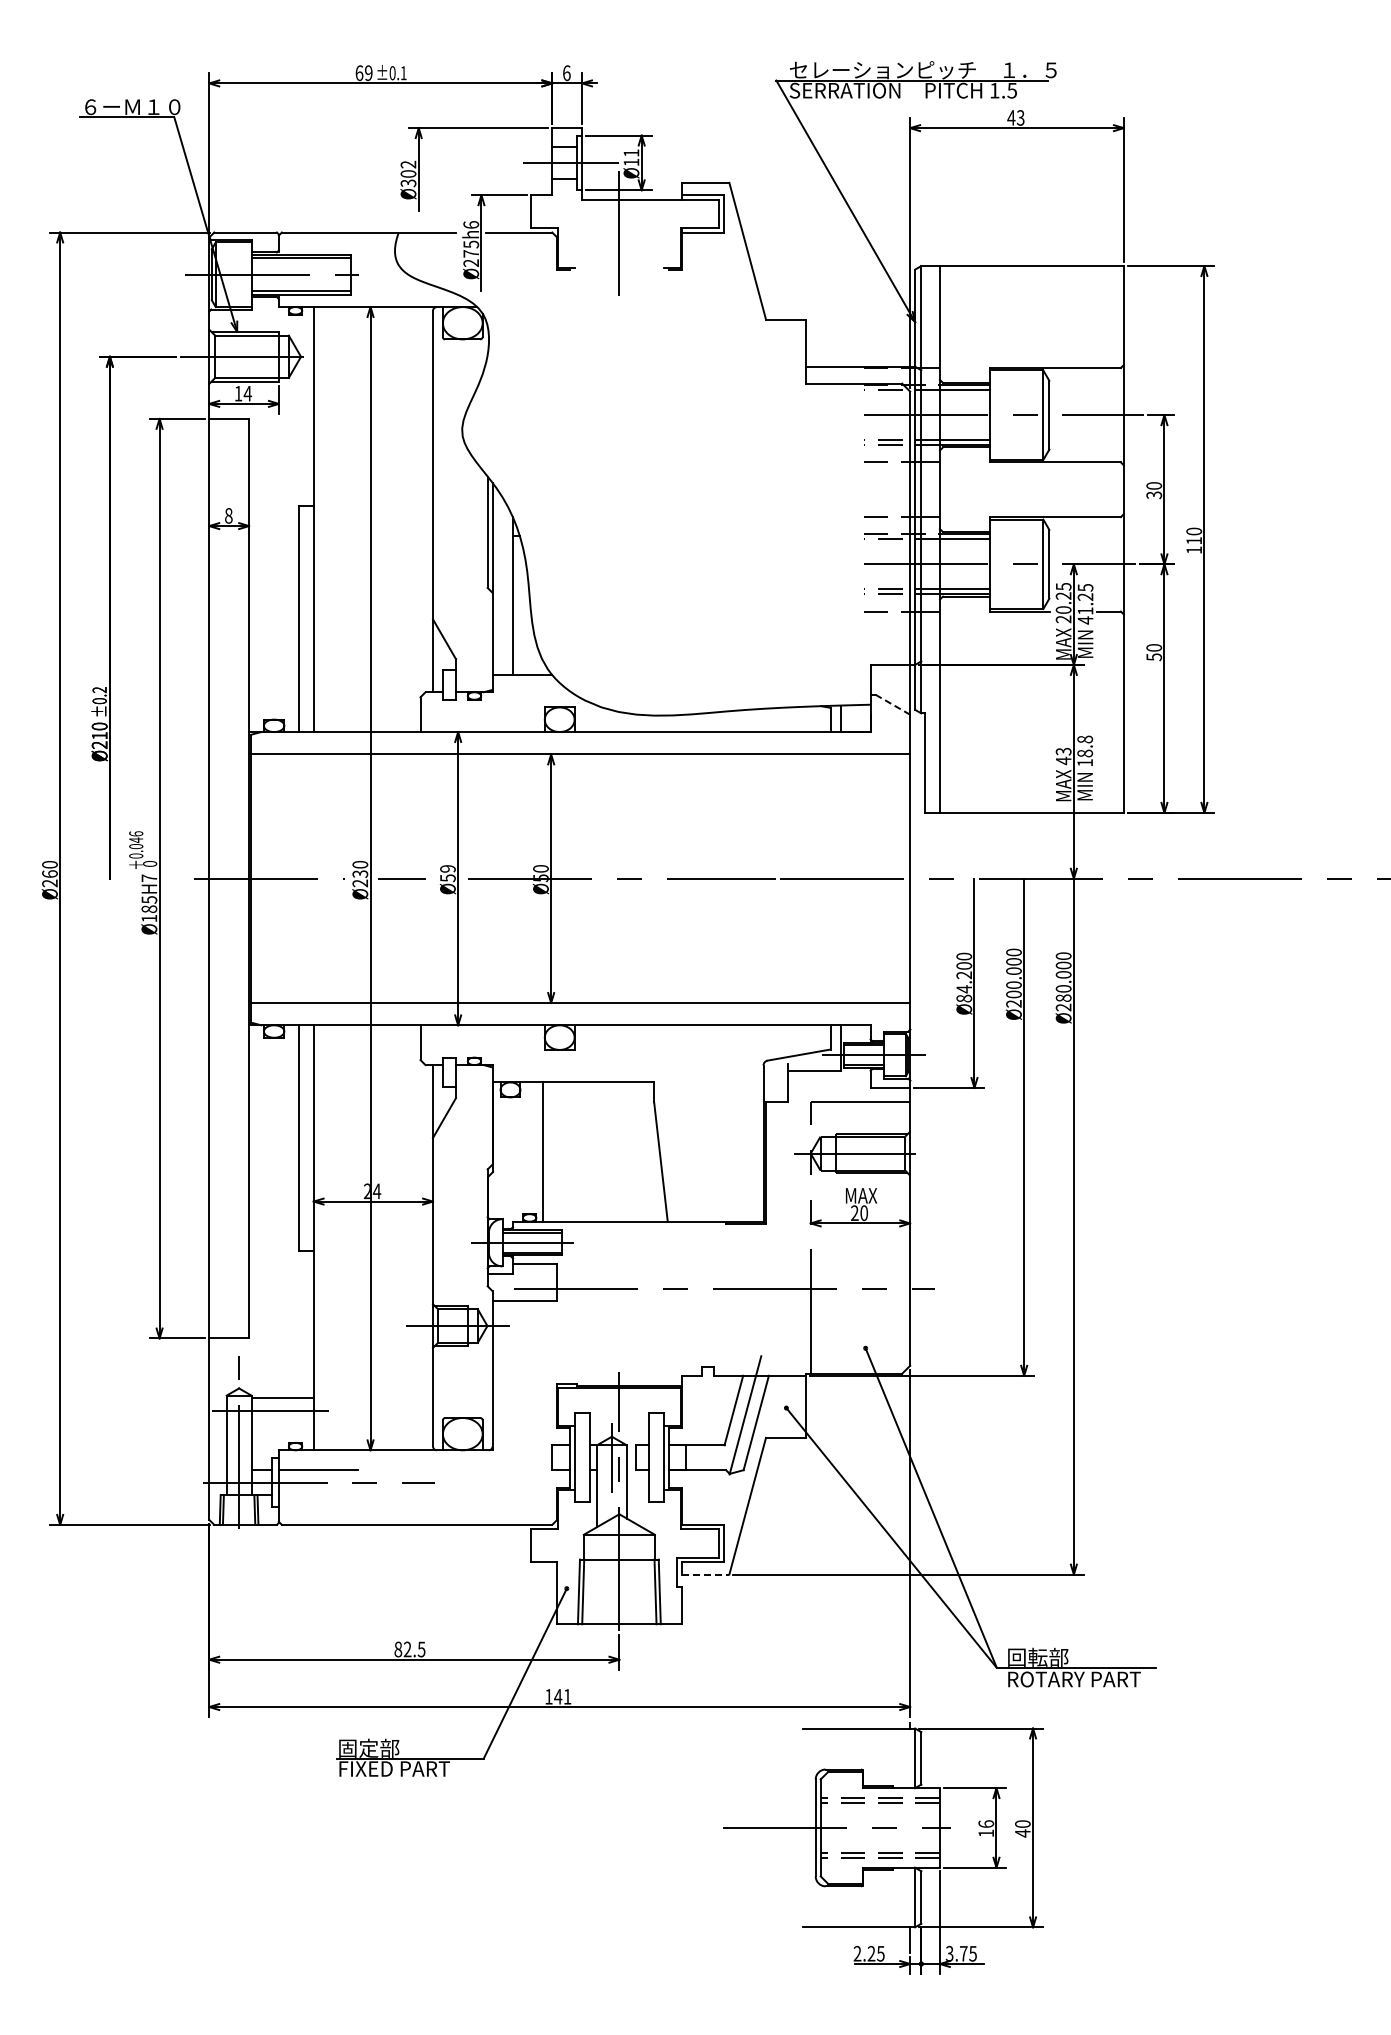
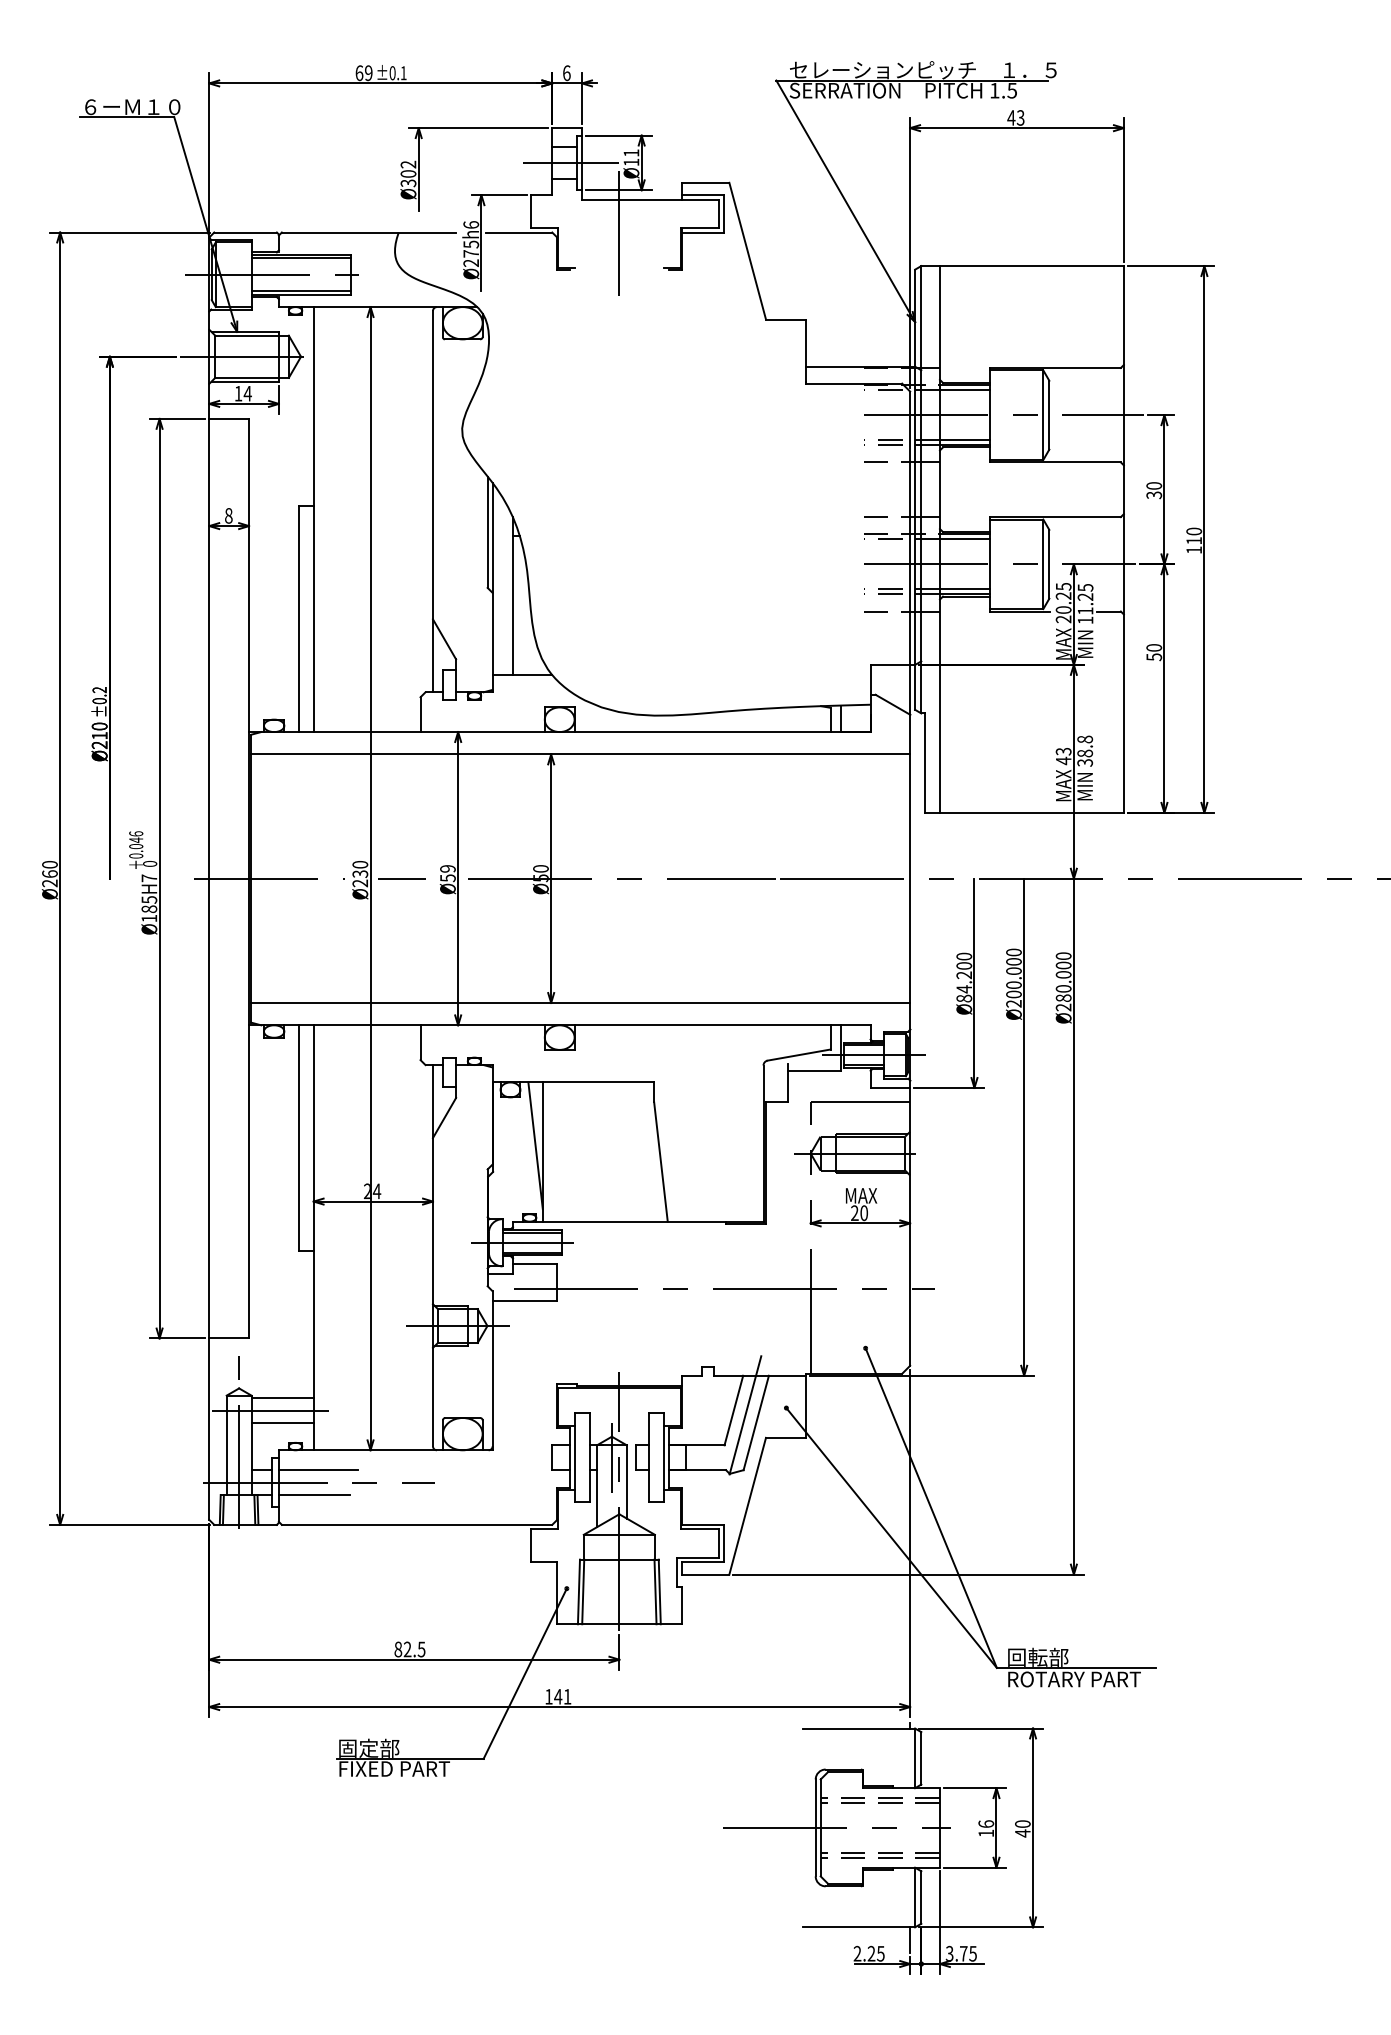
text: 41.25 -> 11.25 (1085, 620)
line: dashed -> solid (893, 705)
text: 18.8 -> 38.8 (1085, 762)
line: none -> present (535, 1145)
line: none -> present (282, 1422)
line: none -> present (313, 1495)
line: dashed -> solid (705, 1574)
